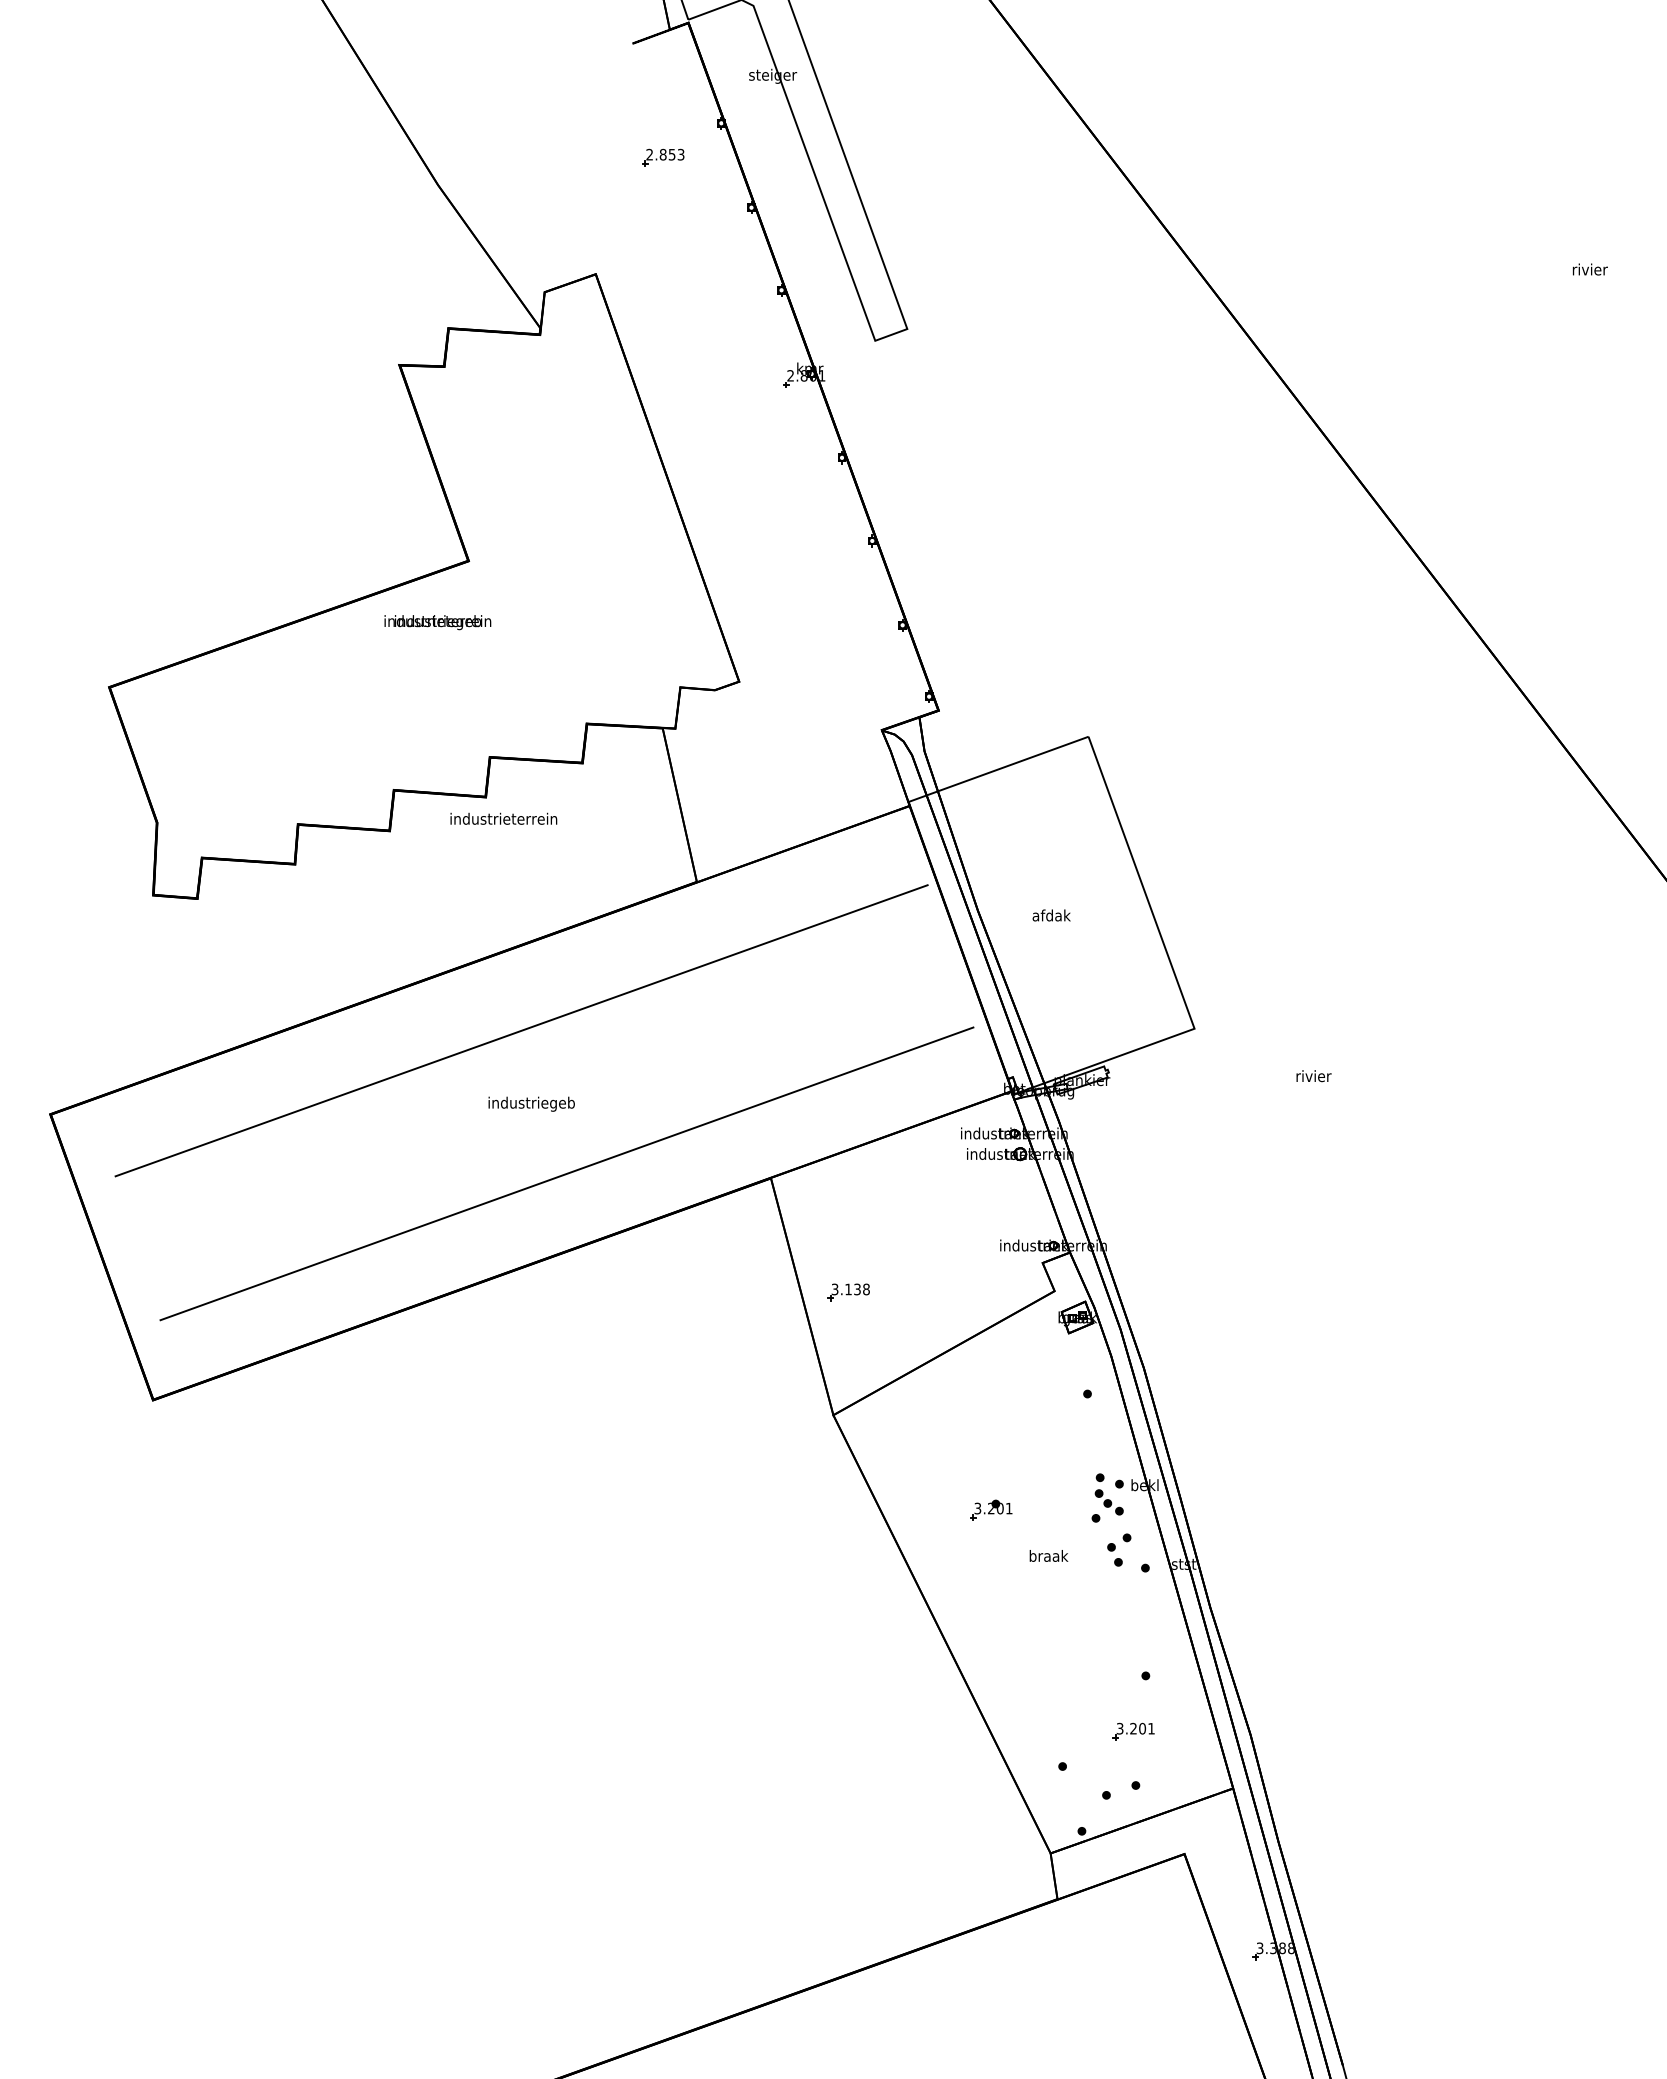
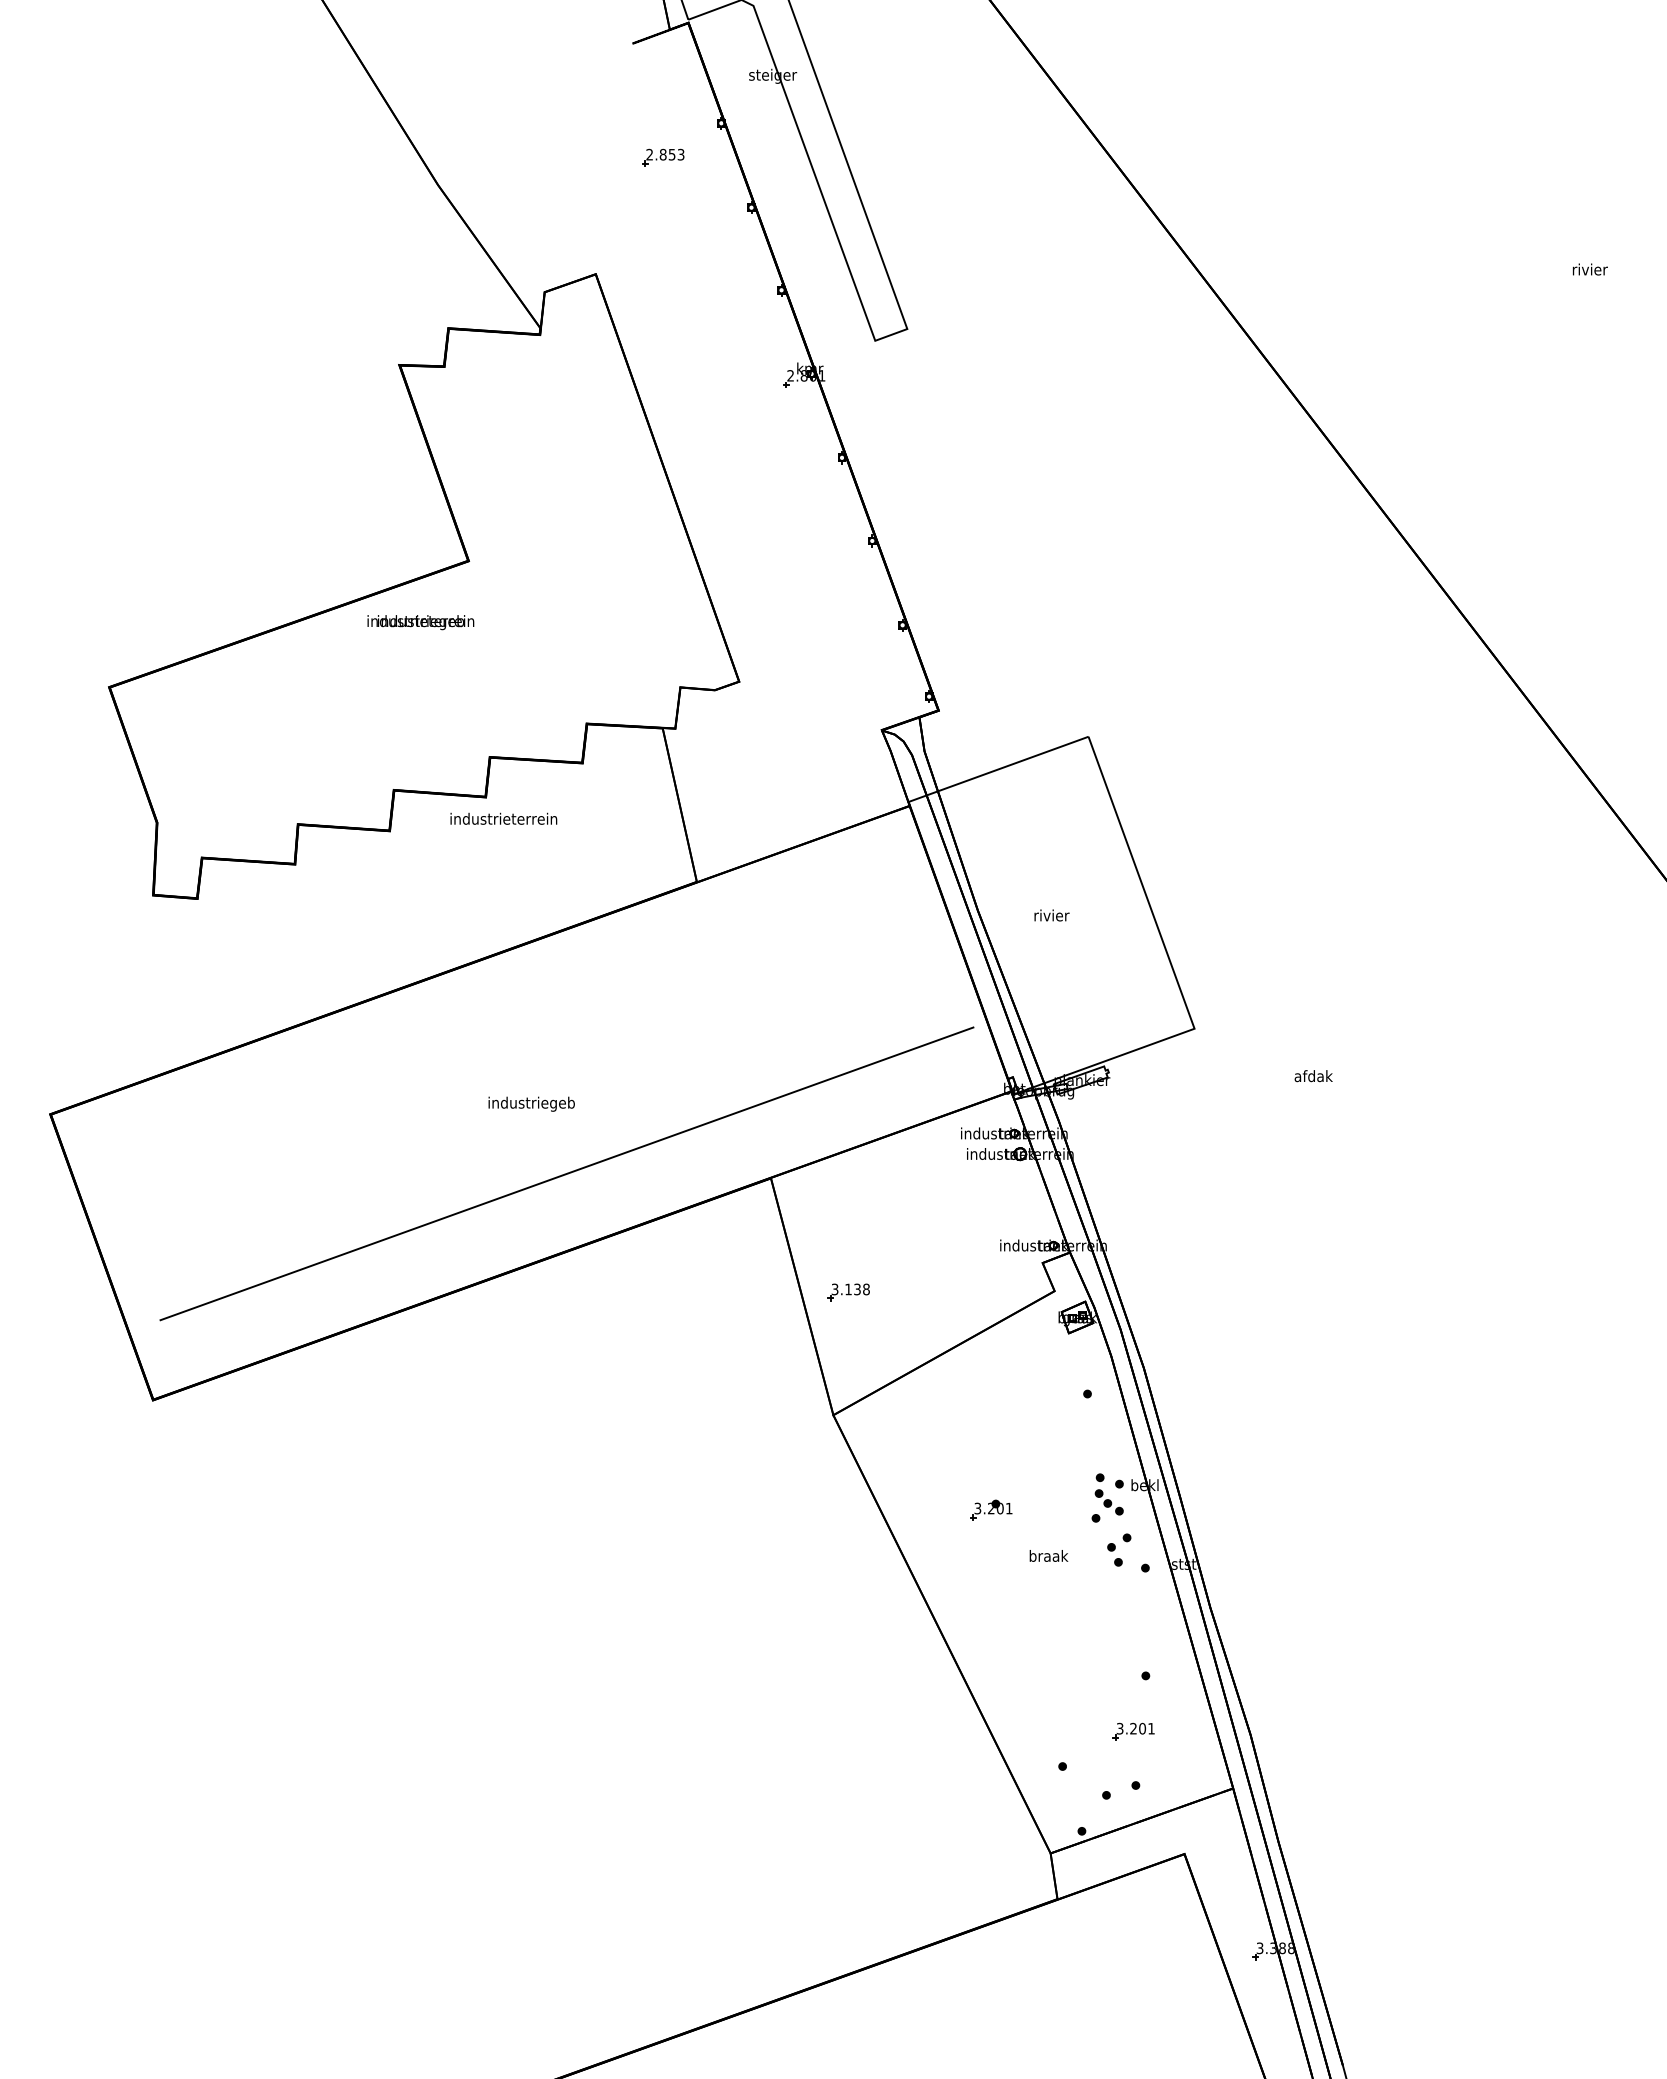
text position: (437, 622) -> (420, 622) (420, 622)
text: afdak -> rivier (1051, 915)
line: present -> none (521, 1030)
text: rivier -> afdak (1313, 1076)
